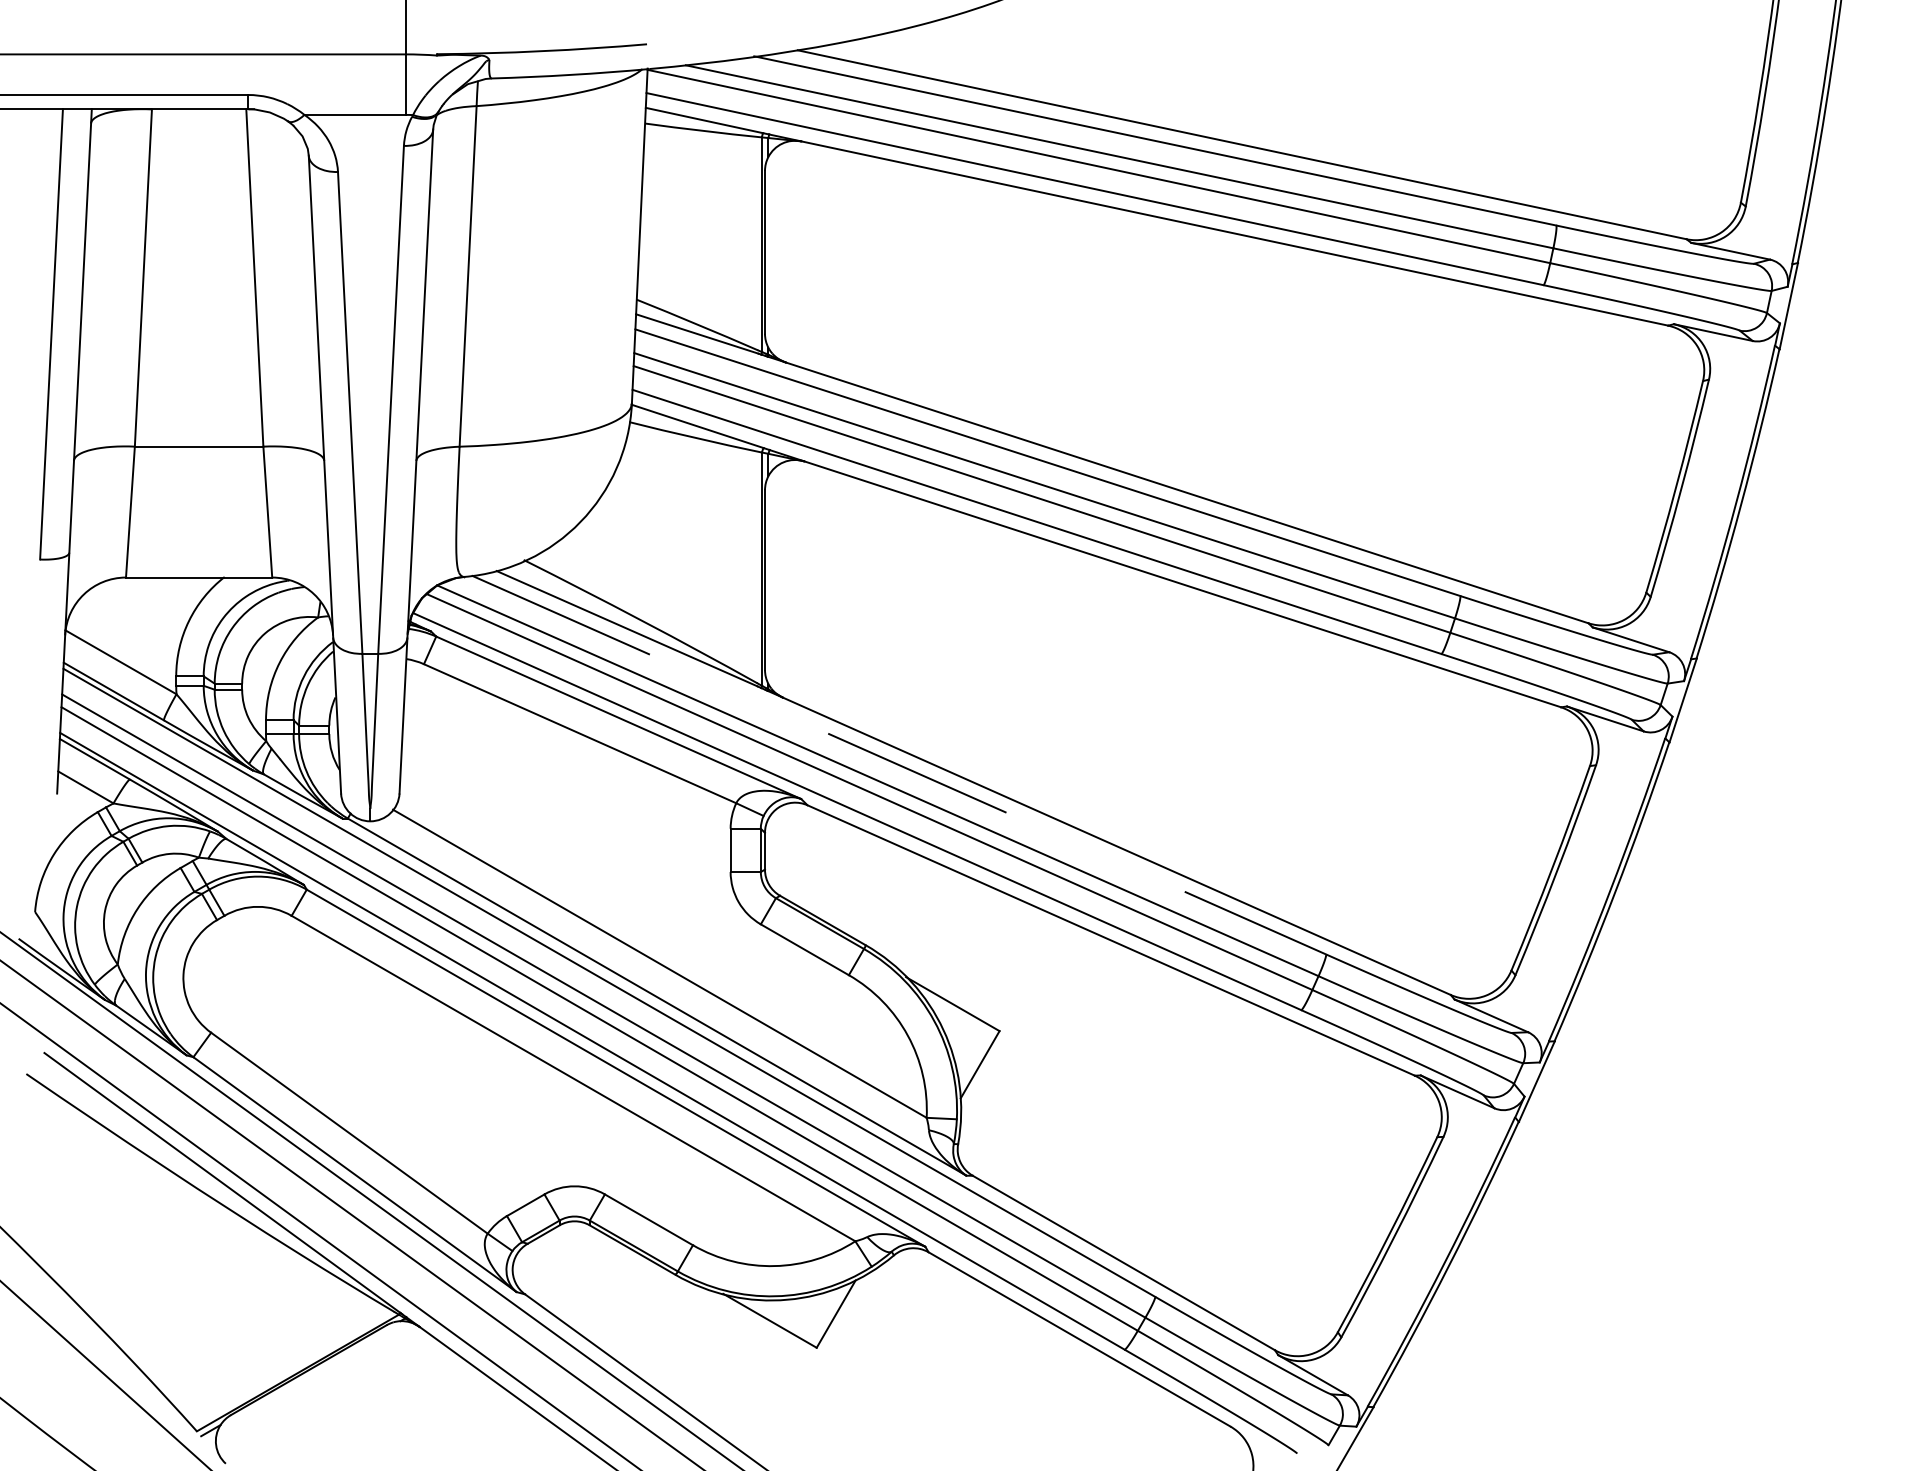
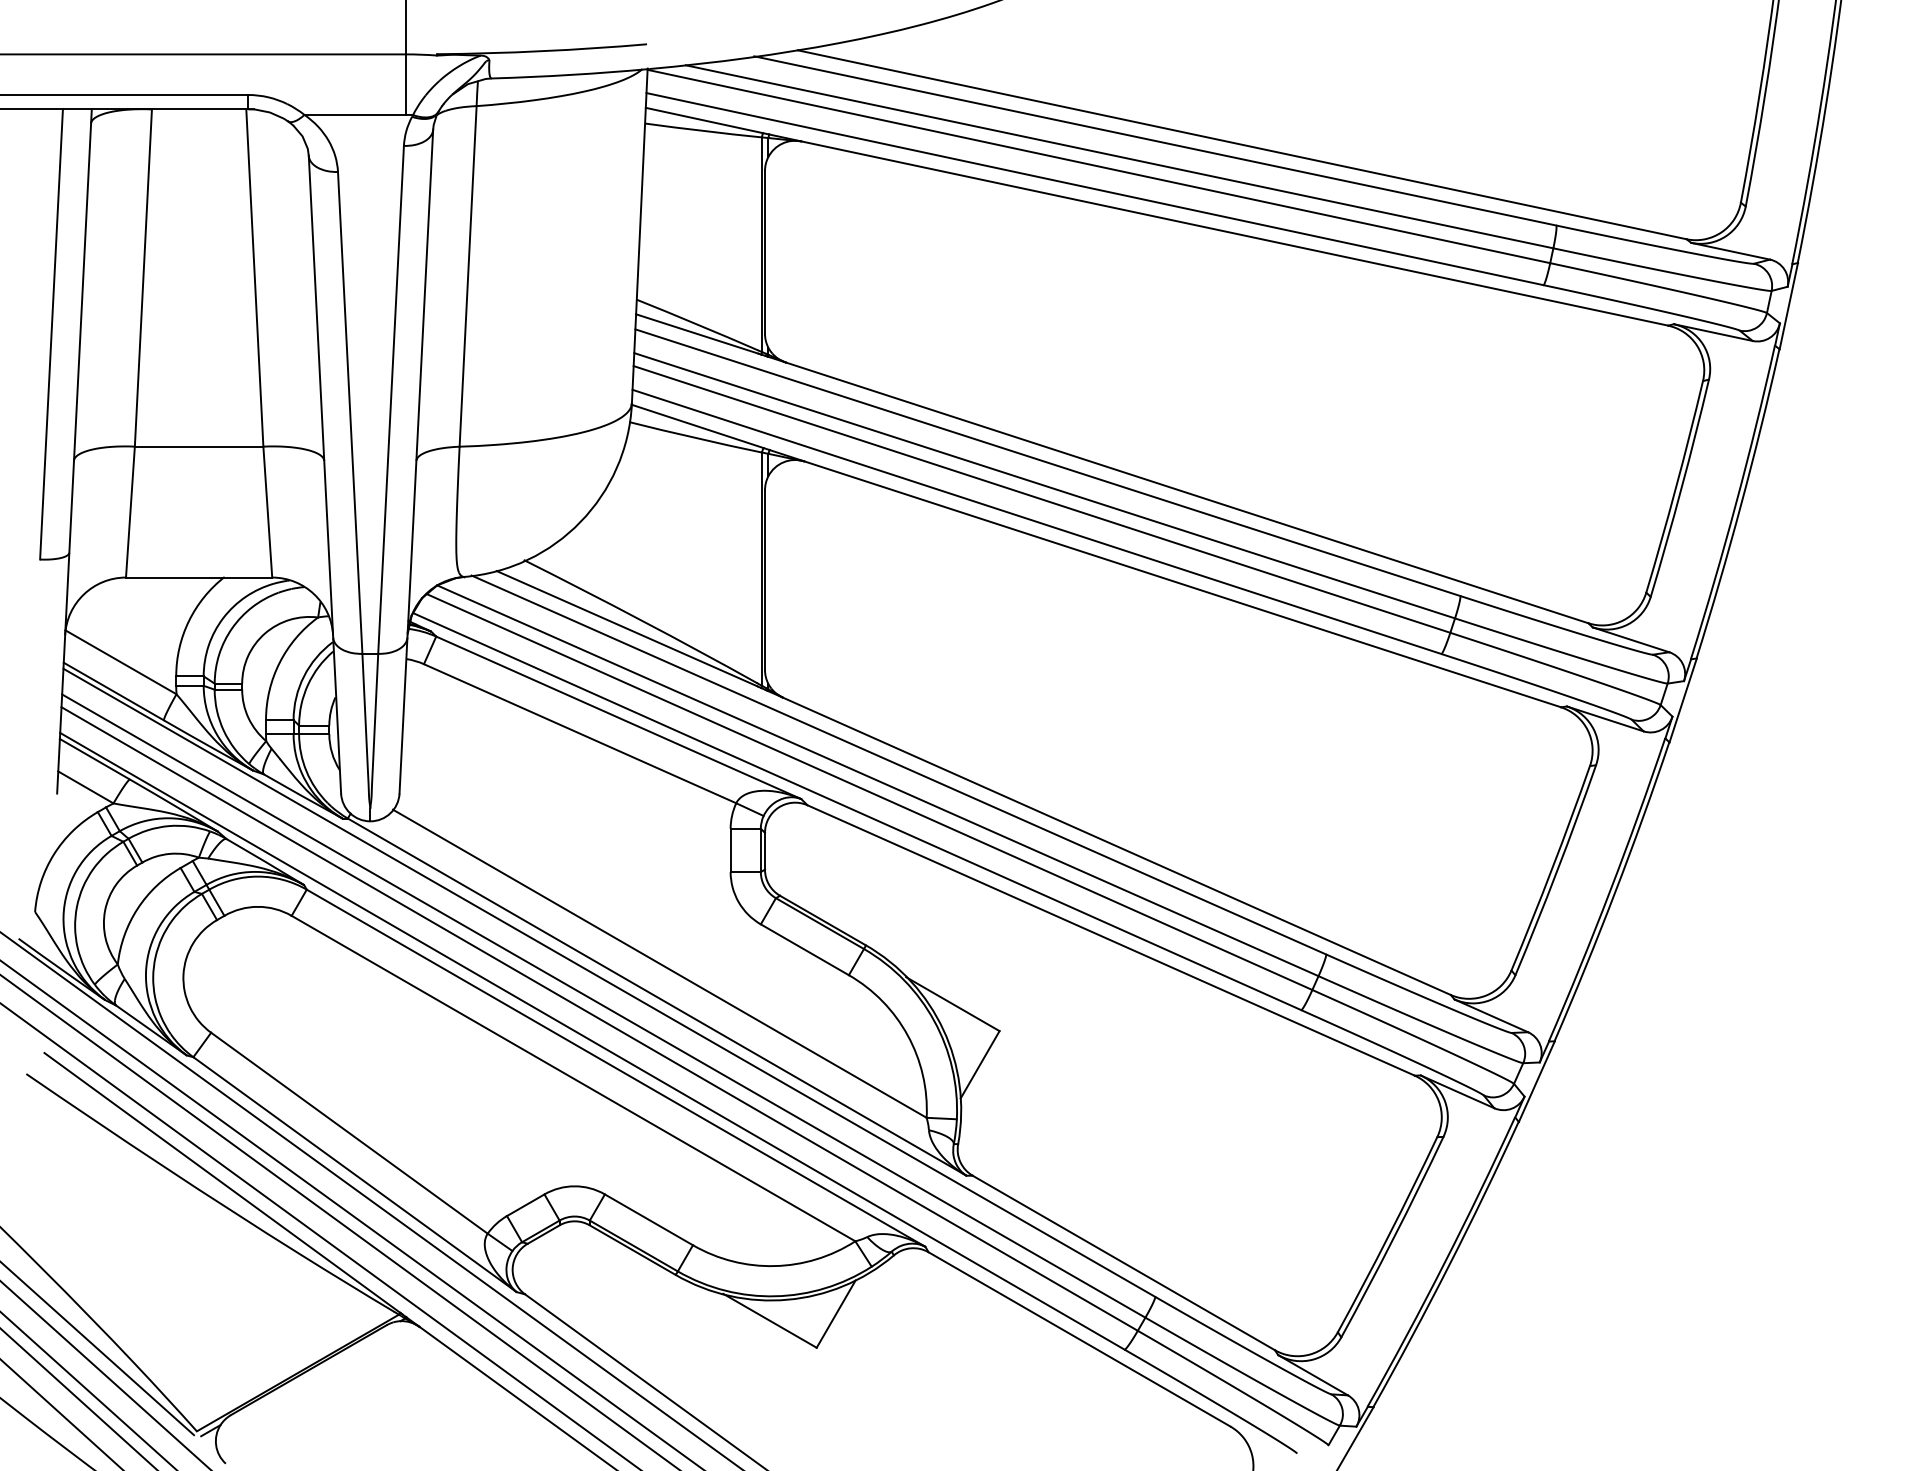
line: dashed -> solid (899, 765)
line: none -> present (339, 1221)
line: none -> present (98, 1349)
line: none -> present (87, 1390)
line: none -> present (78, 1398)
line: none -> present (61, 1414)
